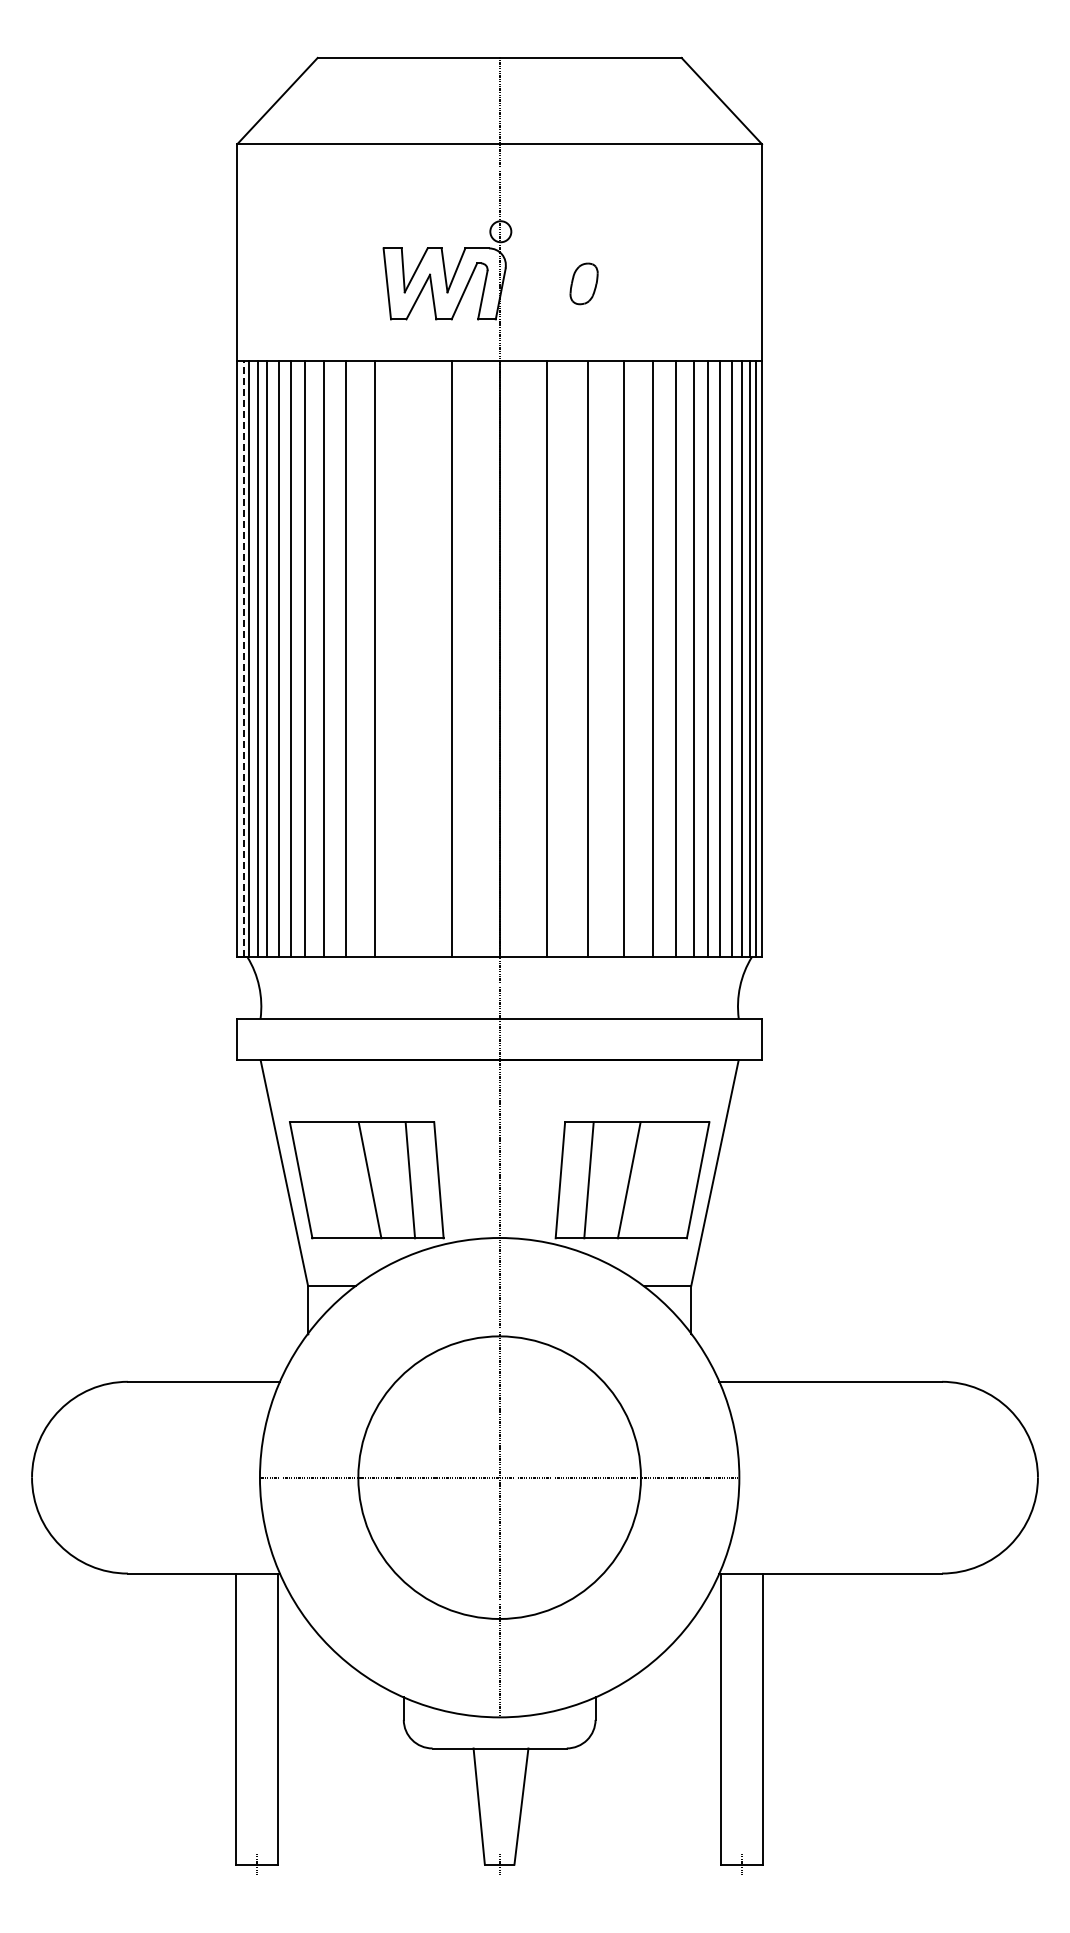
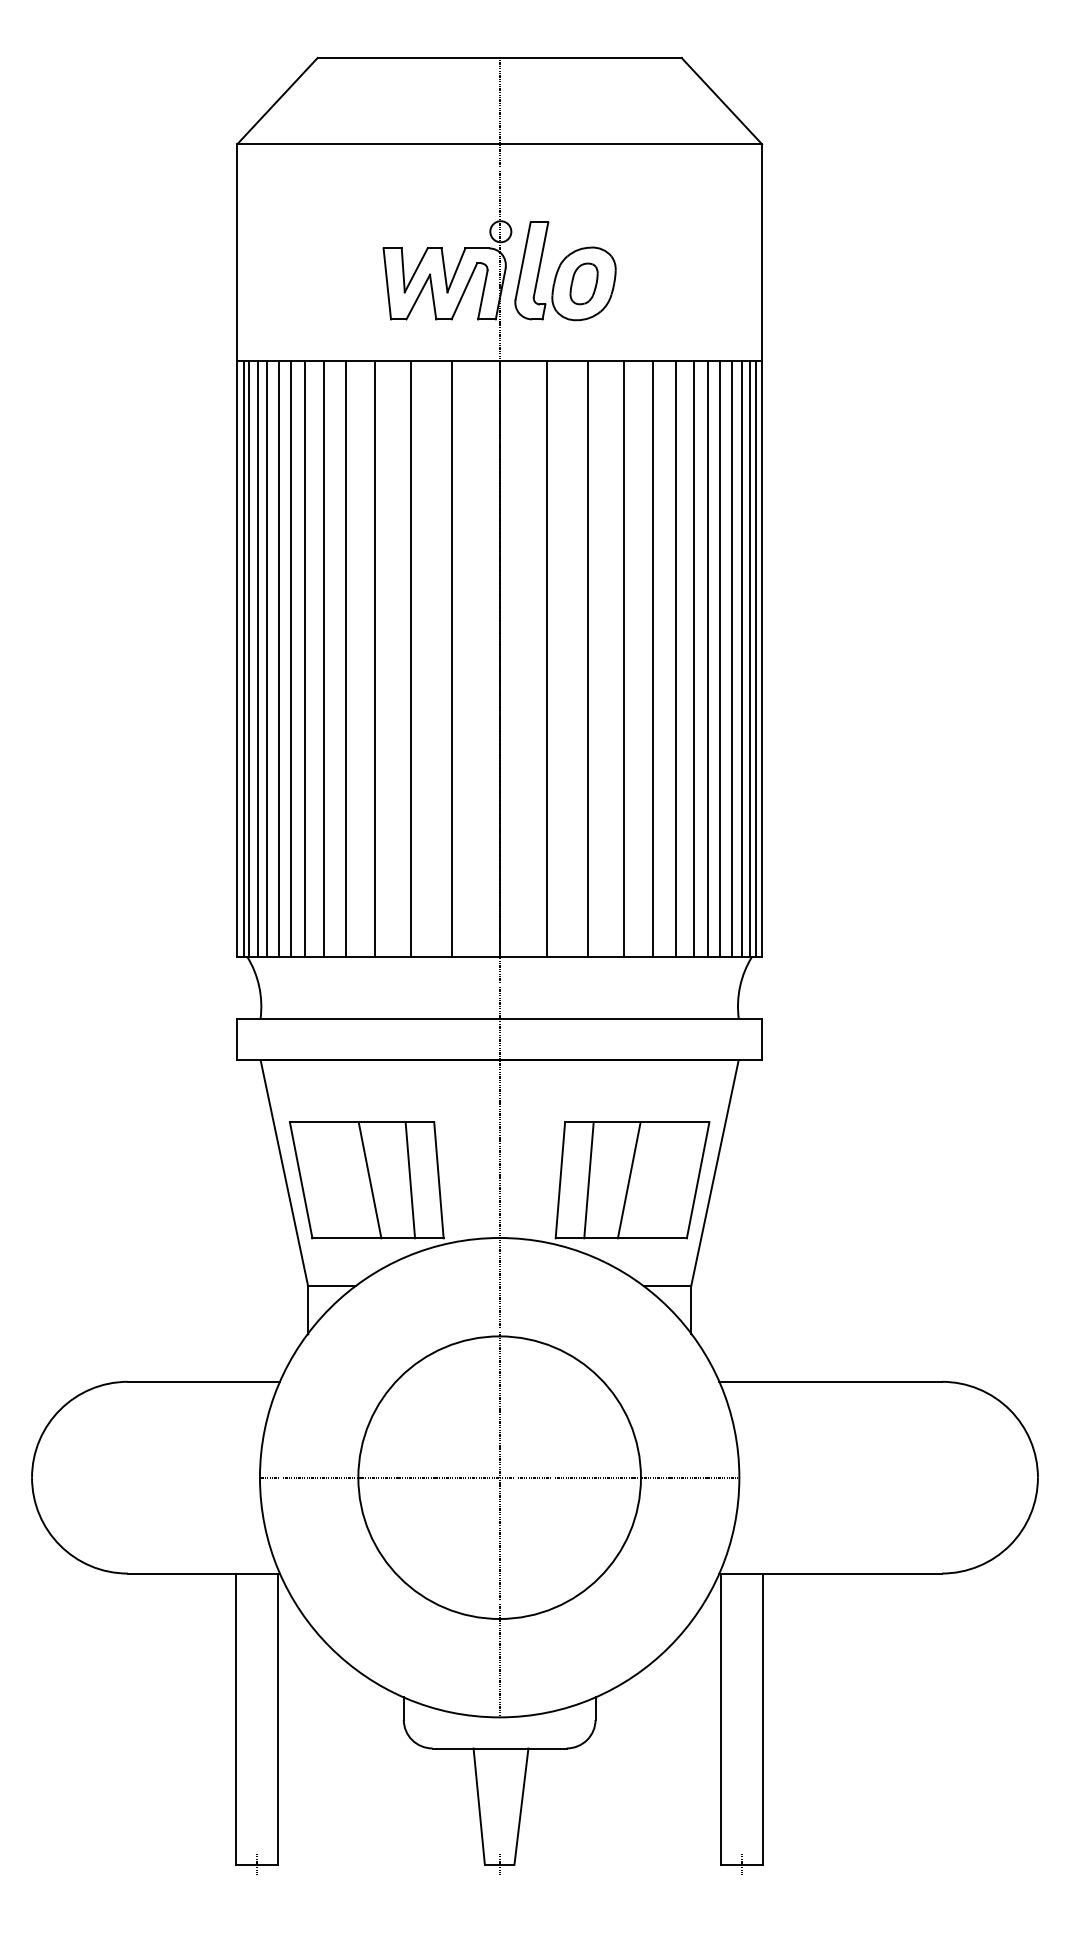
part: none -> present (565, 271)
line: dashed -> solid (243, 659)
line: none -> present (411, 659)
